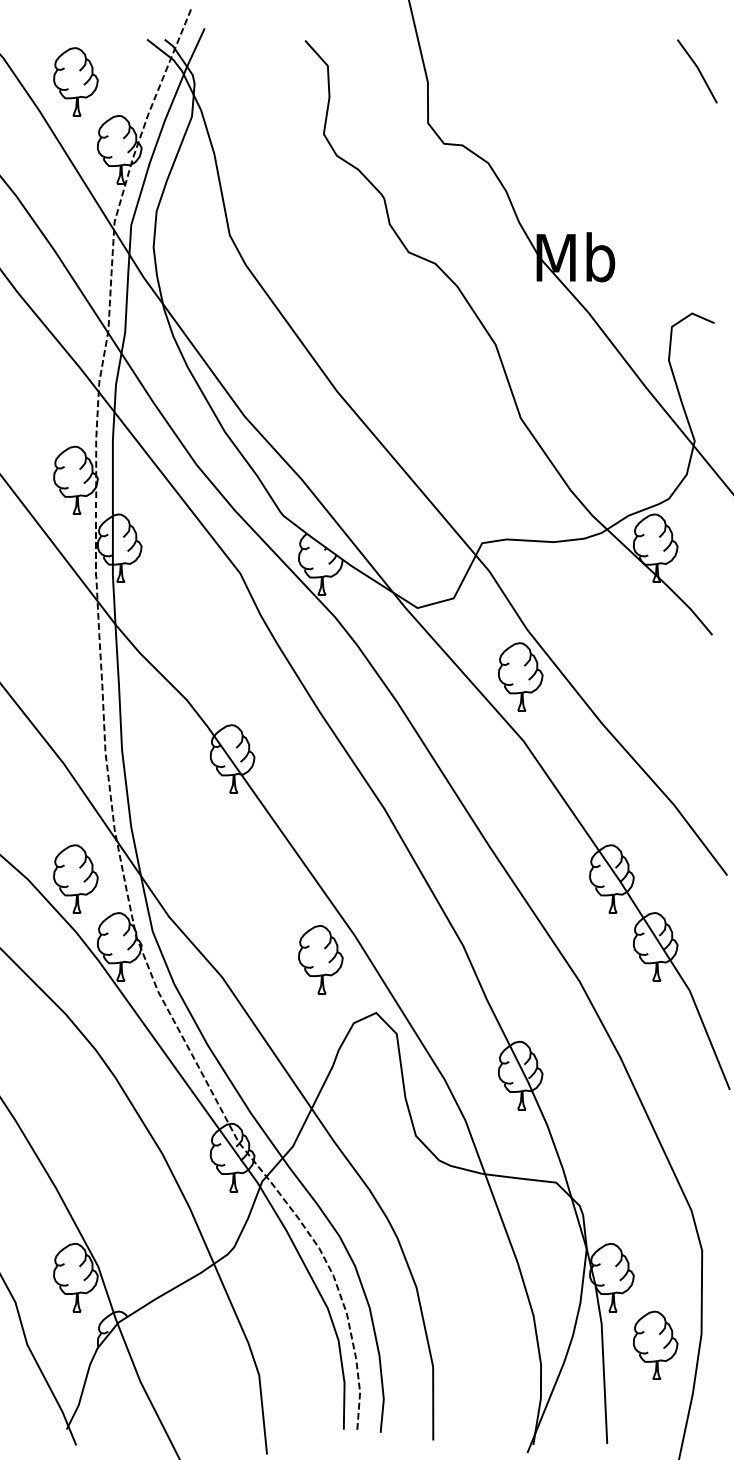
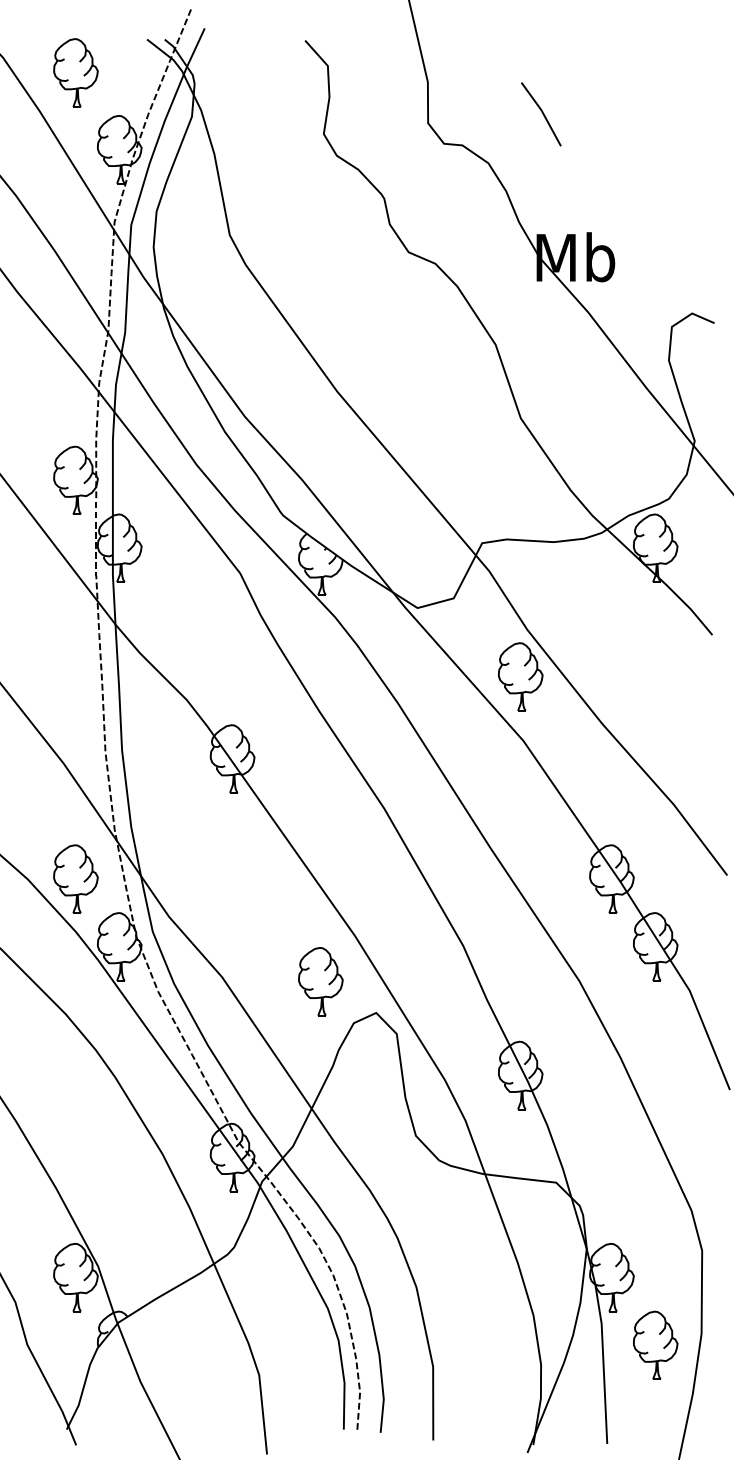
line position: (698, 71) -> (542, 114) (542, 114)
part position: (75, 81) -> (75, 72) (75, 72)
part position: (320, 959) -> (320, 981) (320, 981)
